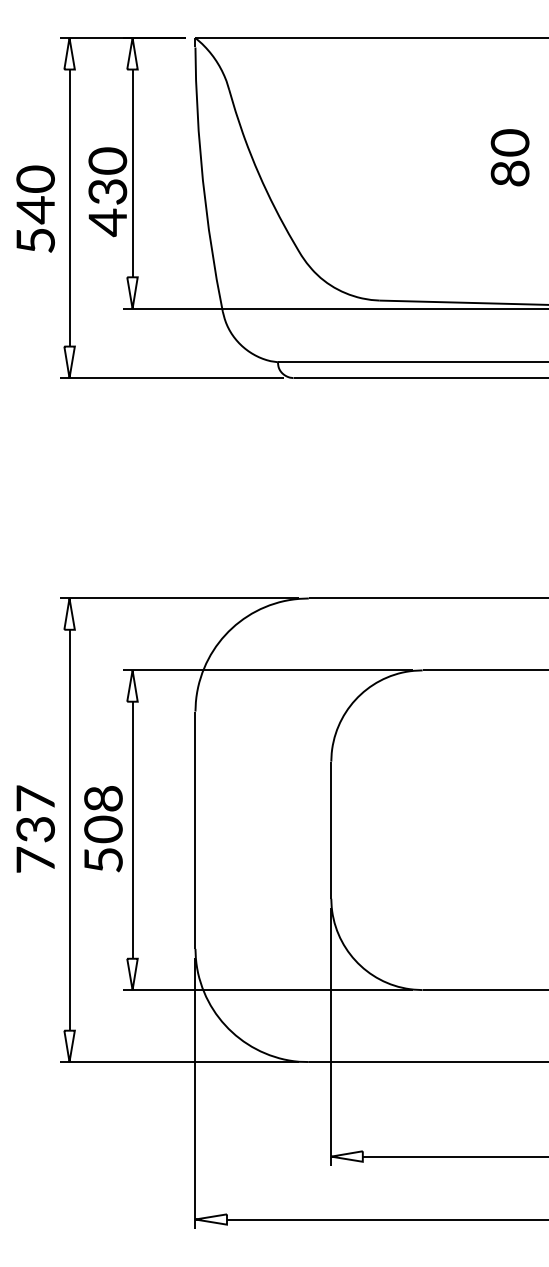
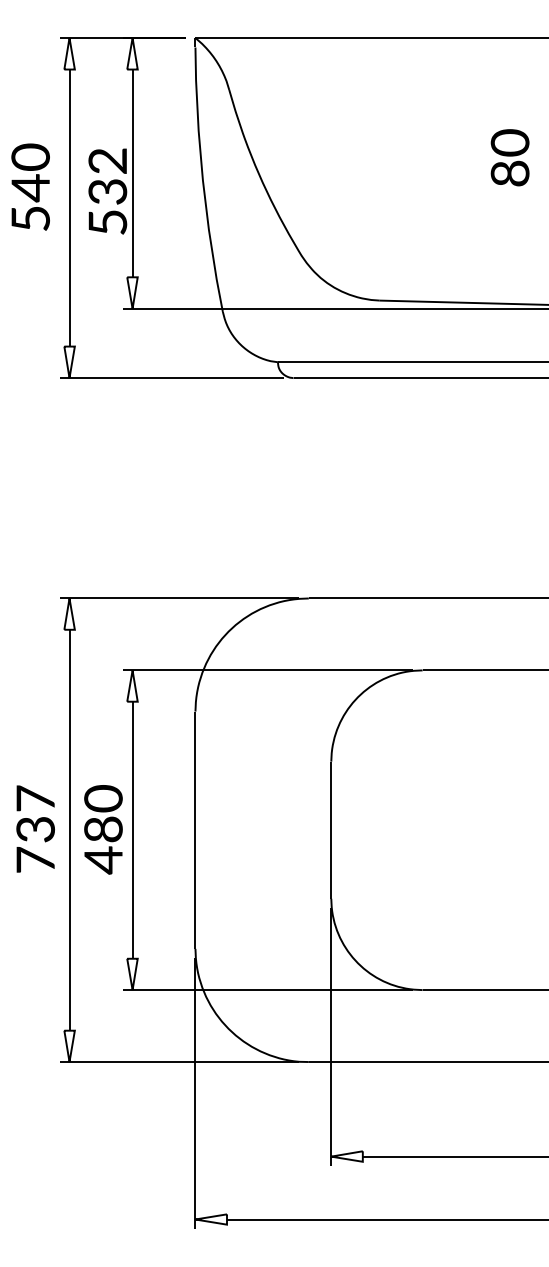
text: 430 -> 532 (107, 192)
text position: (35, 208) -> (30, 186) (30, 186)
text: 508 -> 480 (103, 829)
